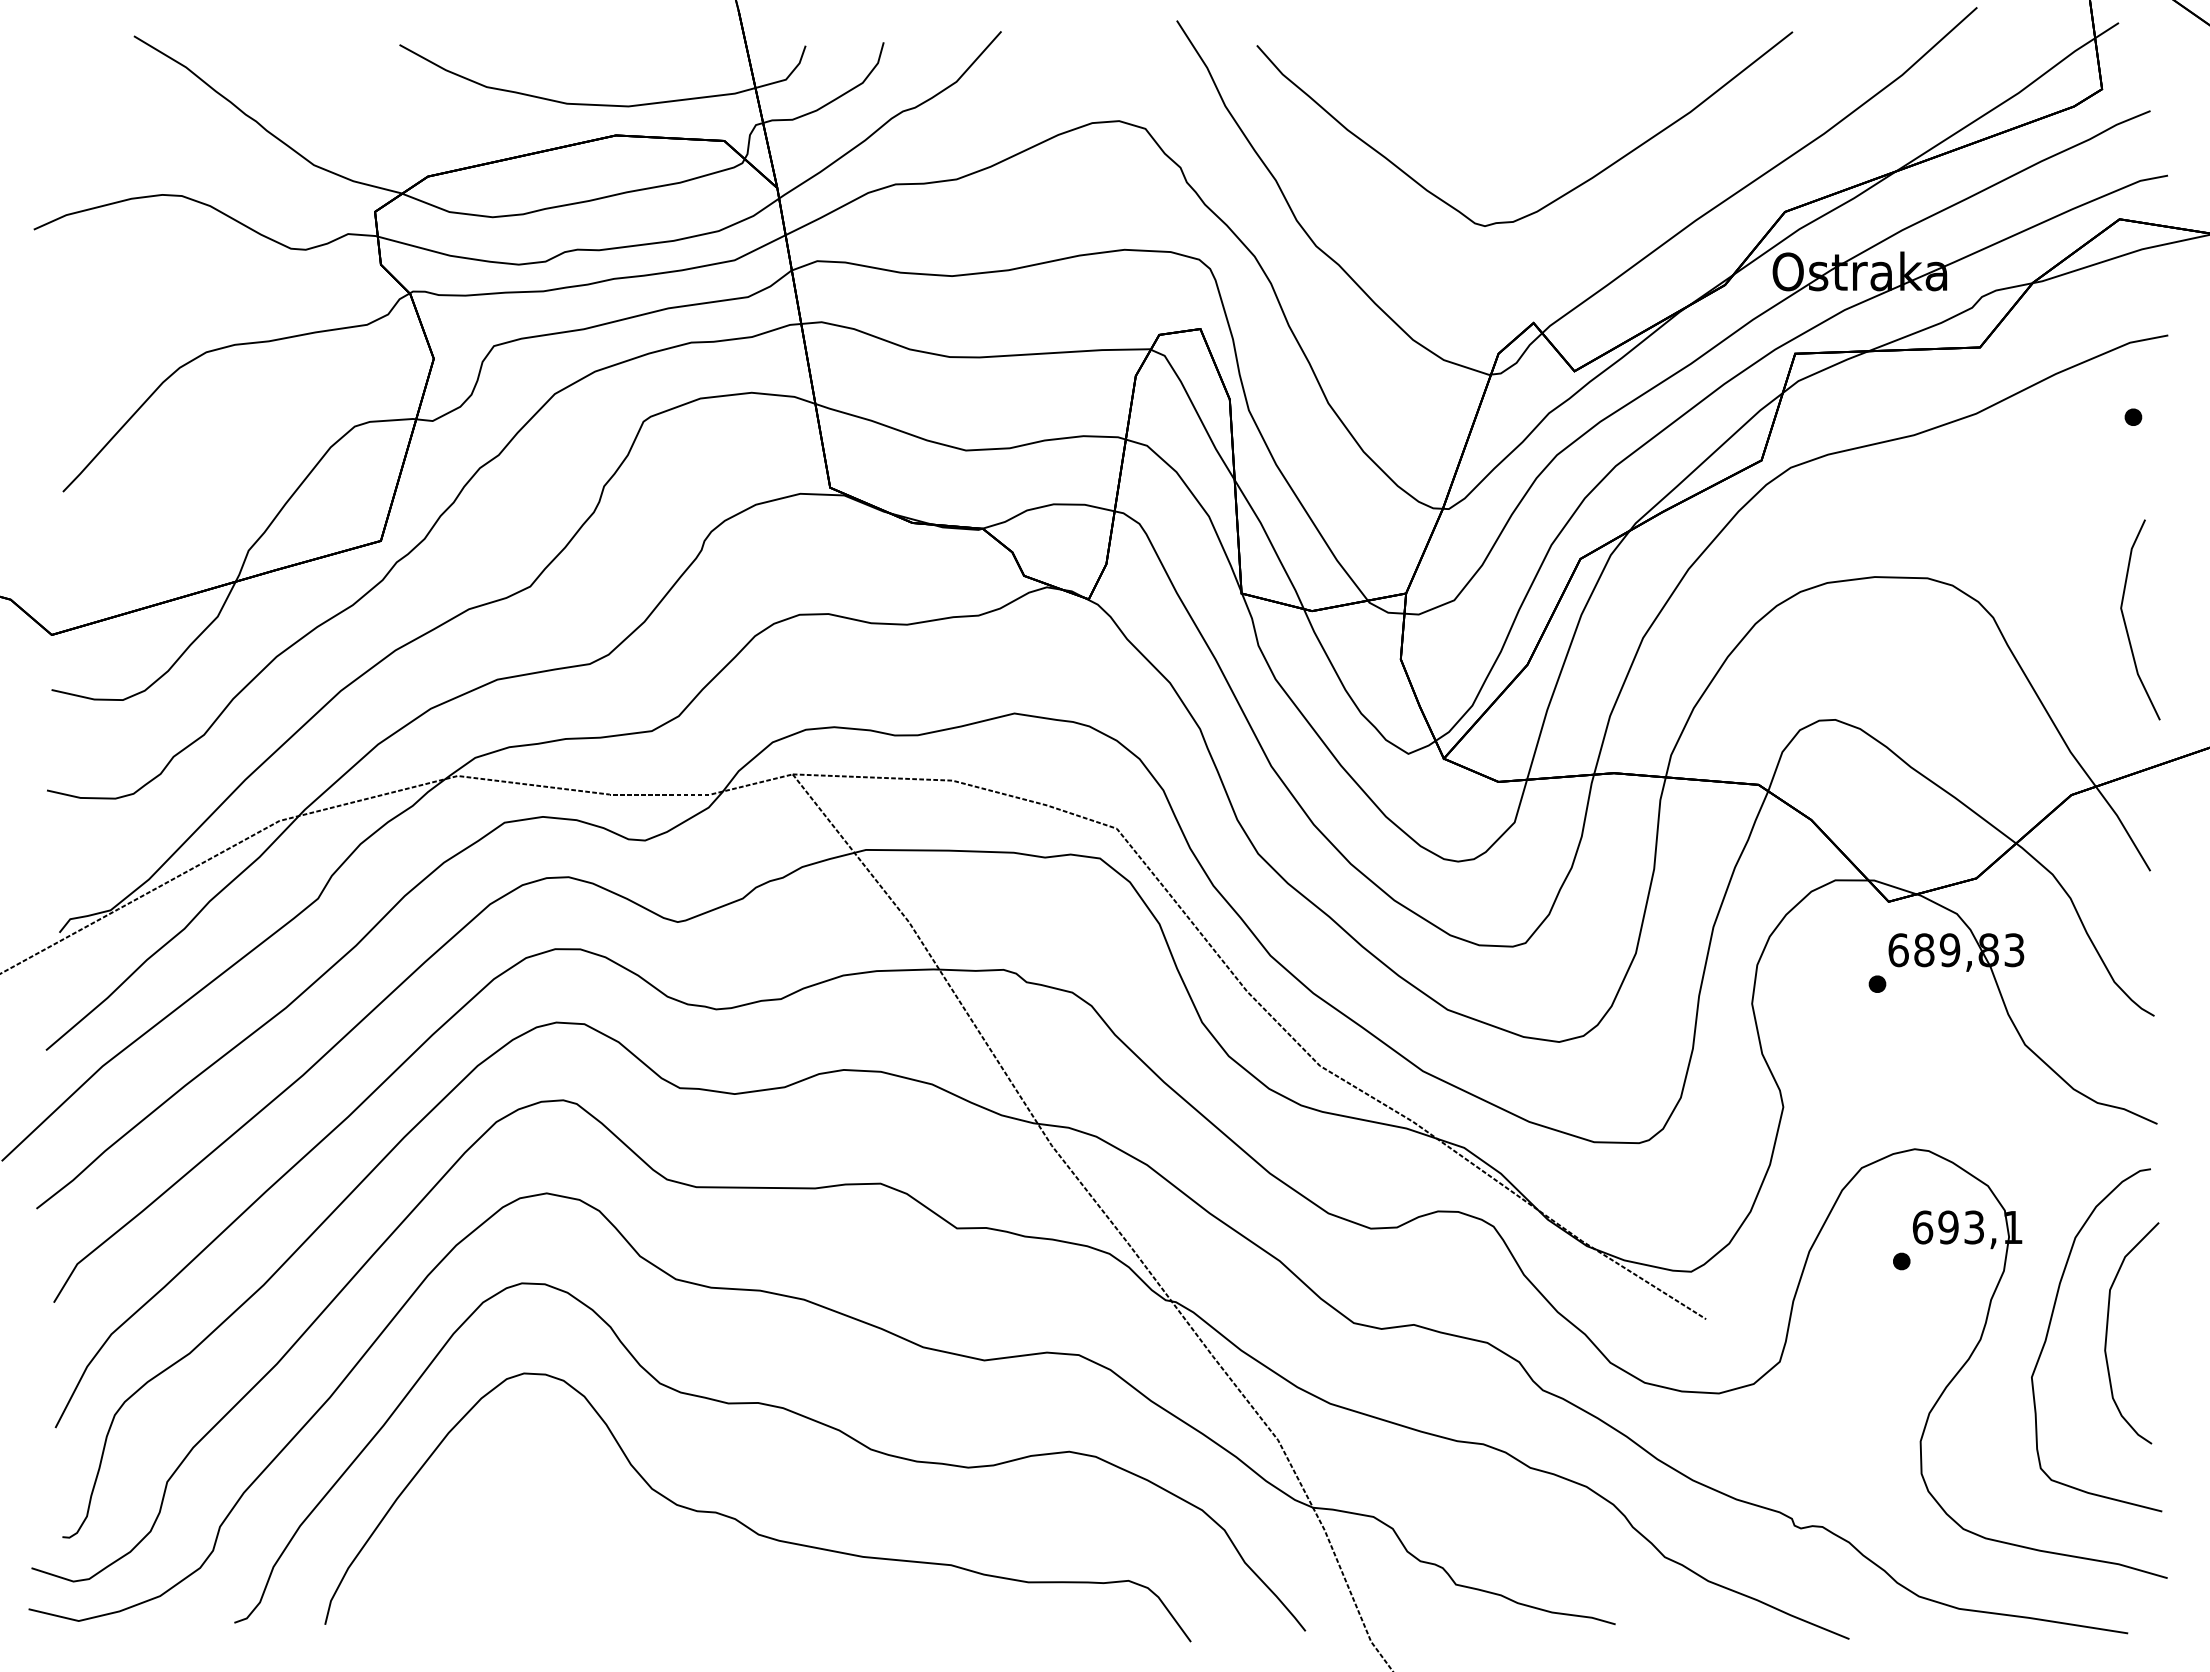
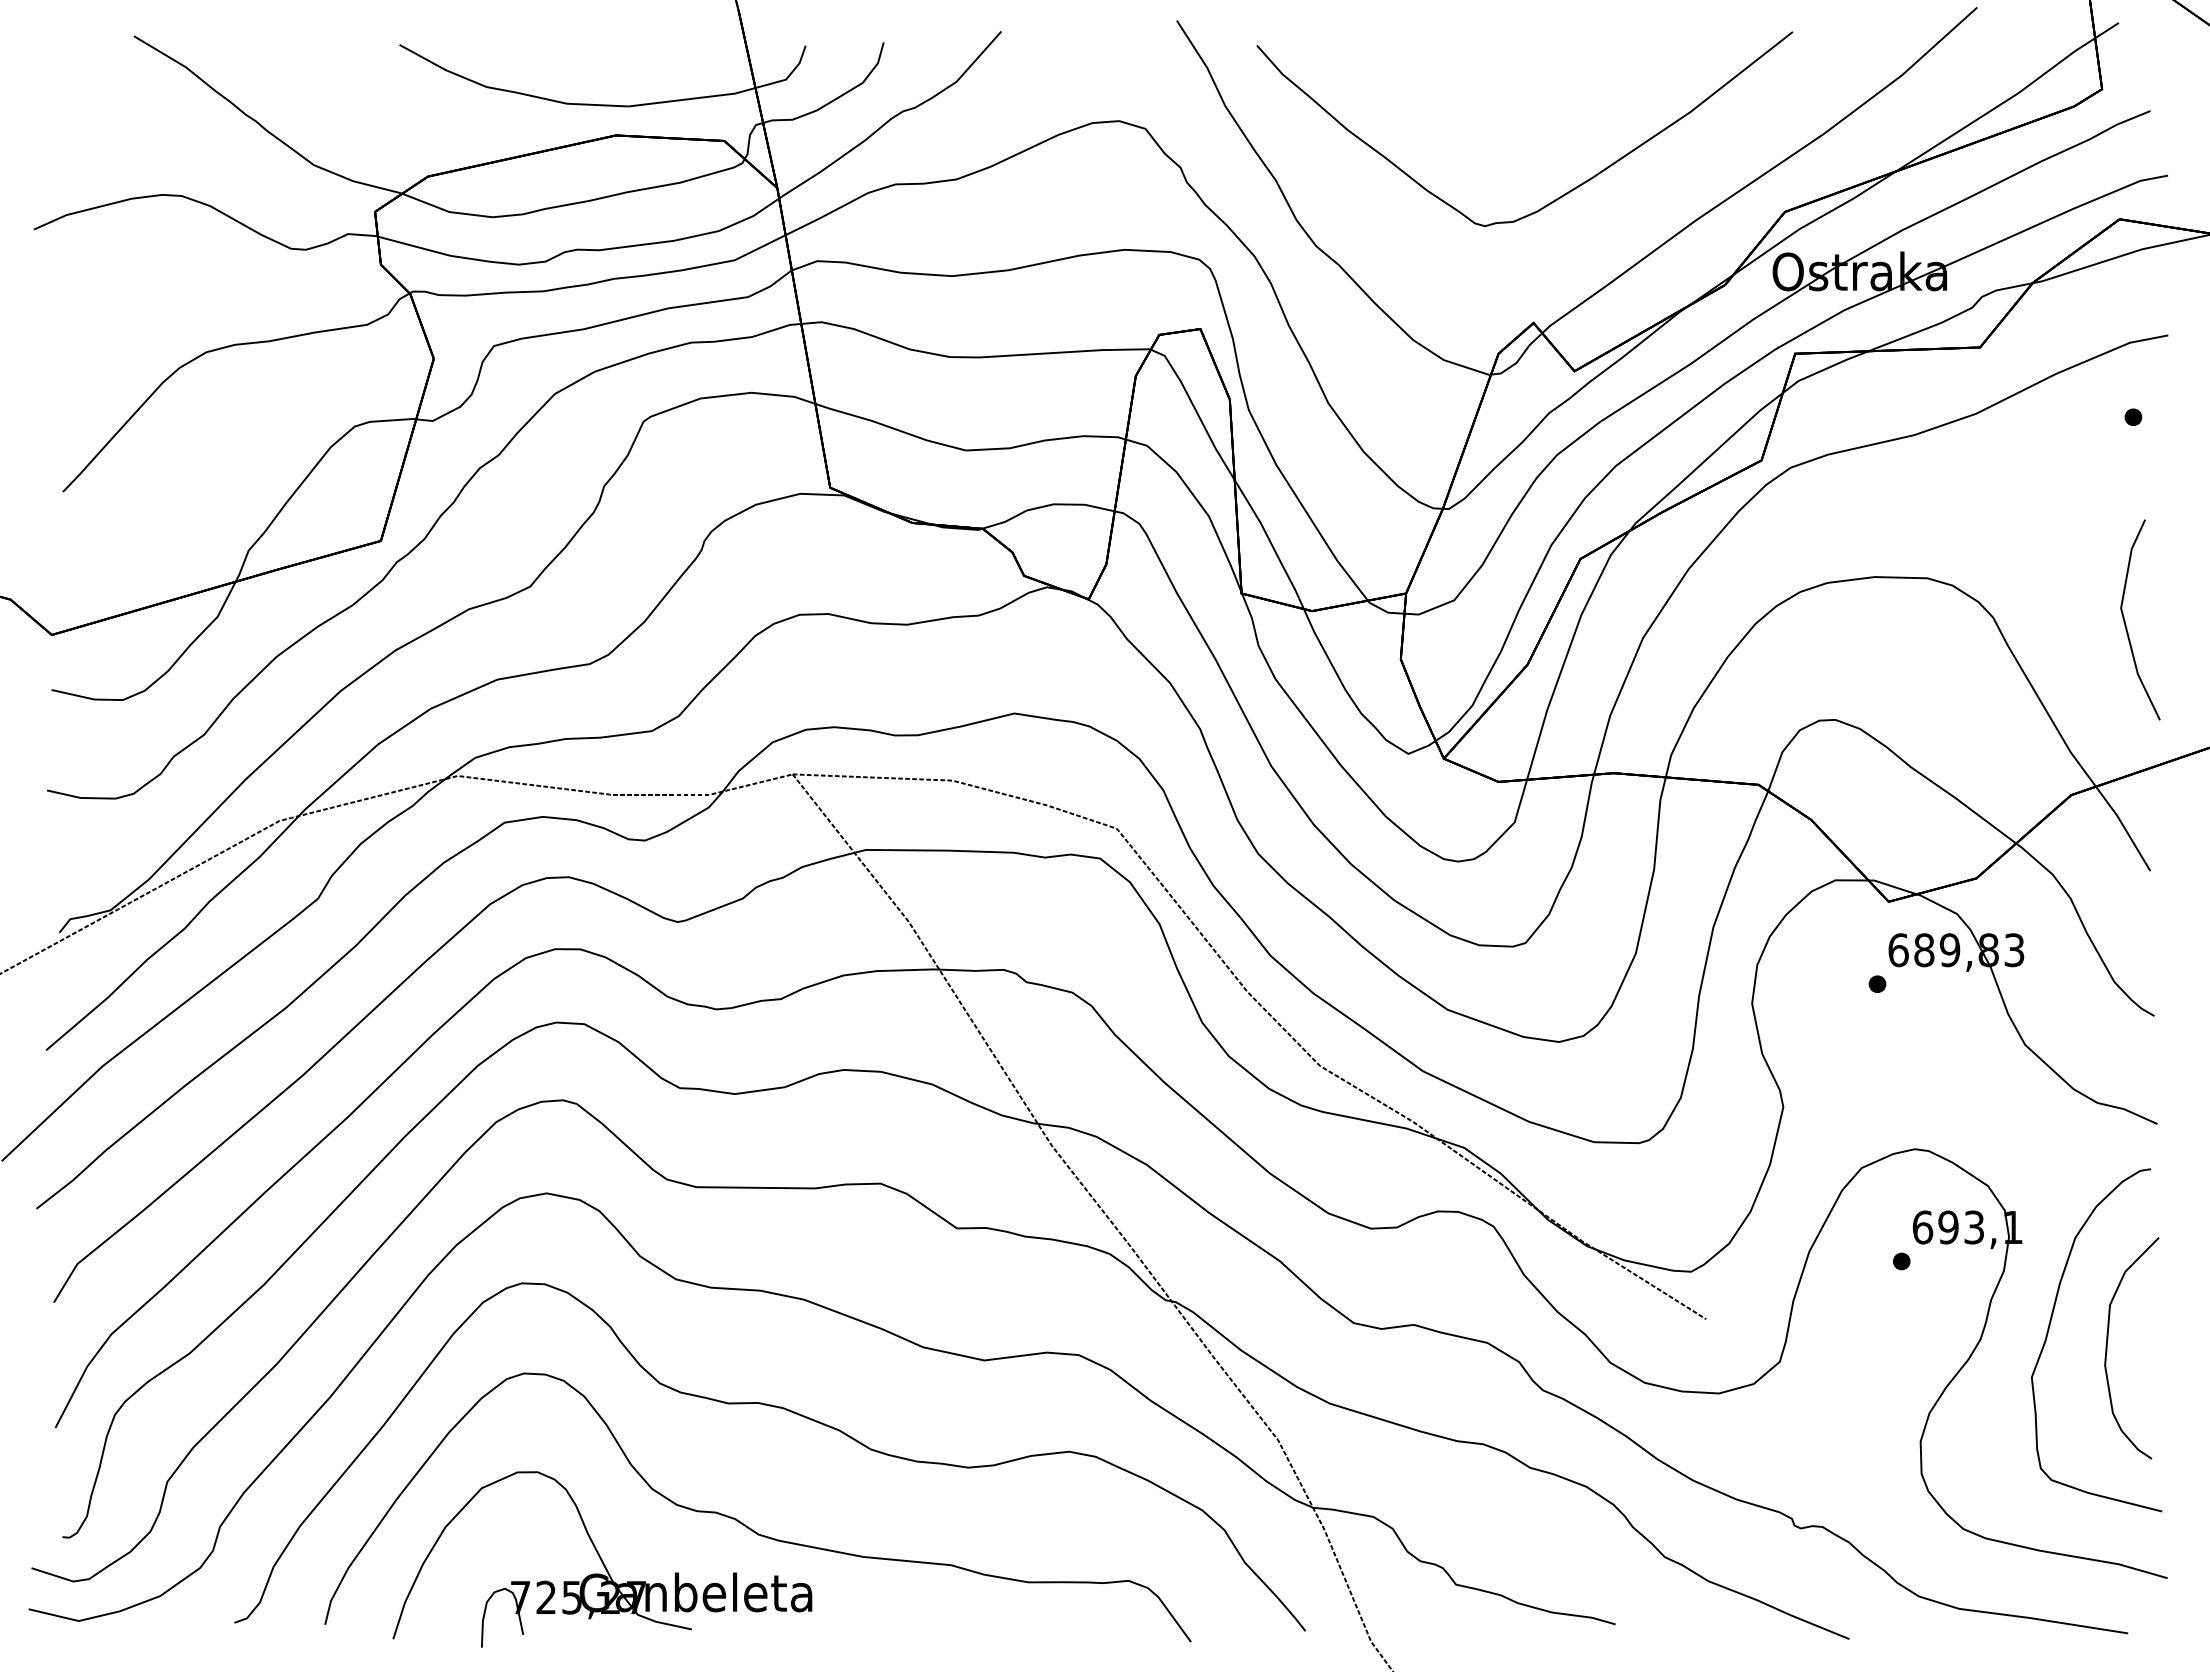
curve position: (2107, 1333) -> (2107, 1348) (2107, 1348)
part: none -> present (602, 1559)
